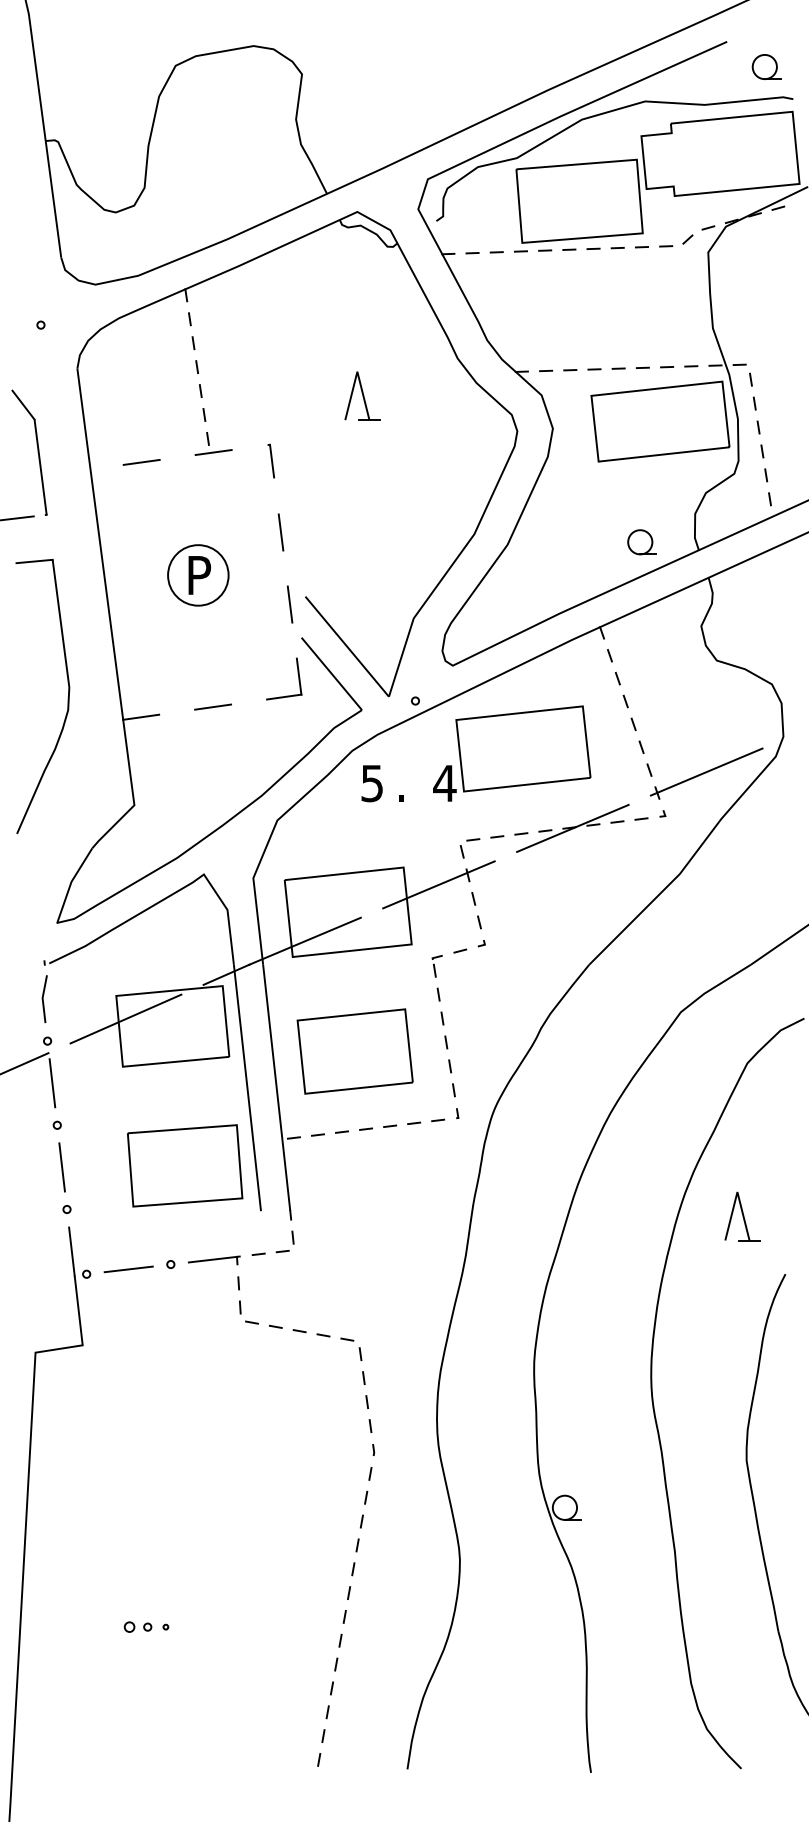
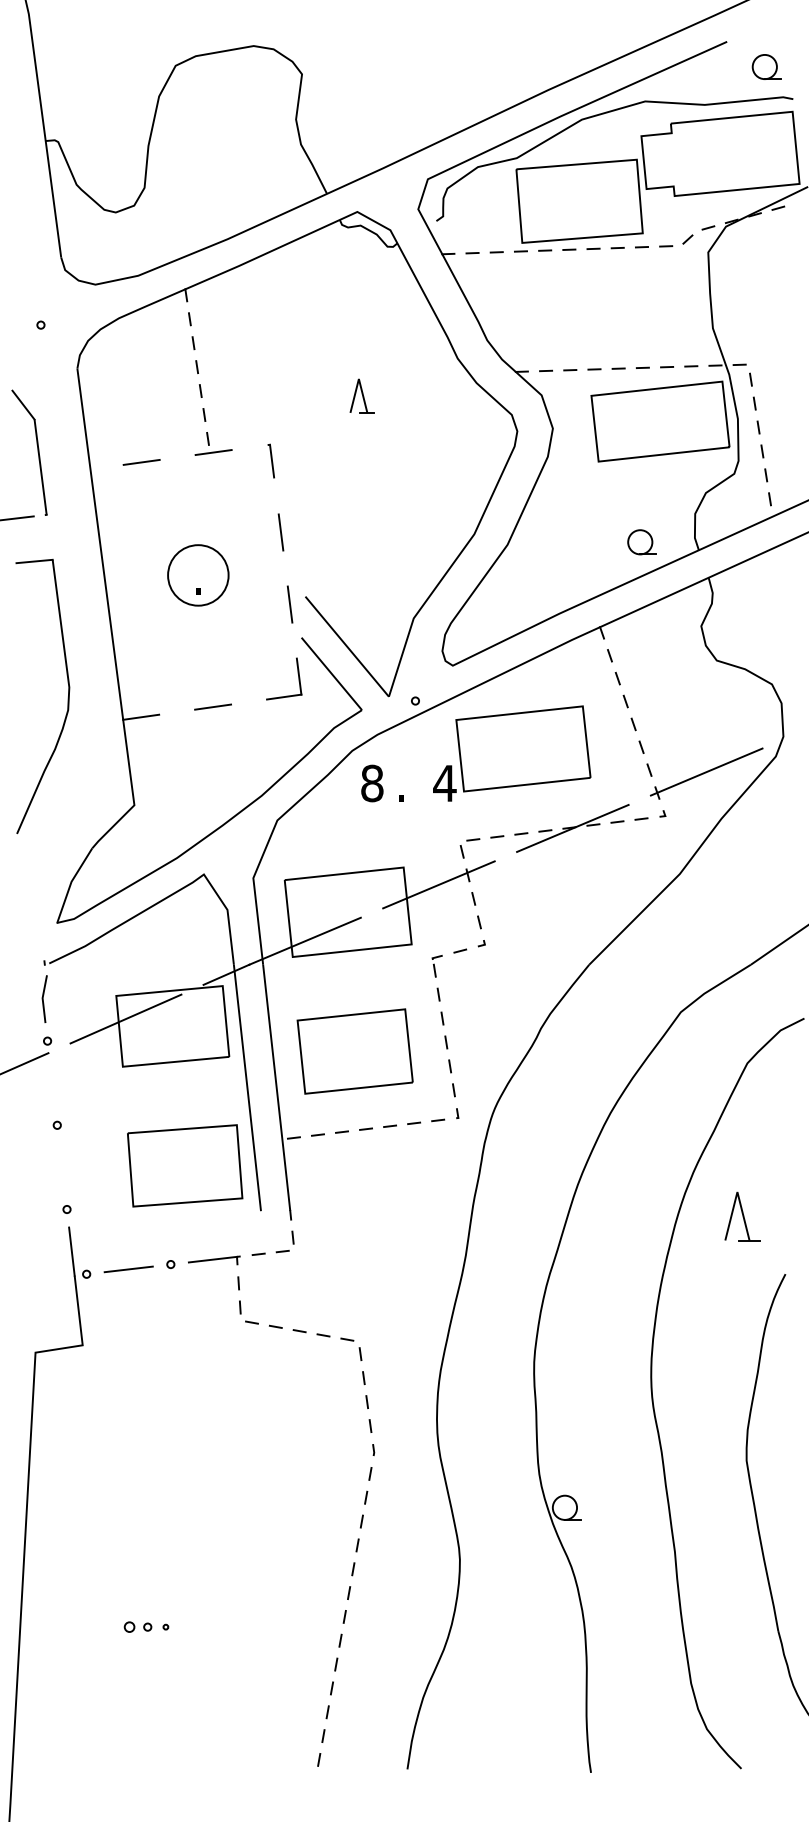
part size: 37x50 px -> 26x36 px (361, 395)
text: P -> . (199, 575)
text: 5 -> 8 (372, 783)
line: present -> none (52, 1083)
line: present -> none (61, 1167)
